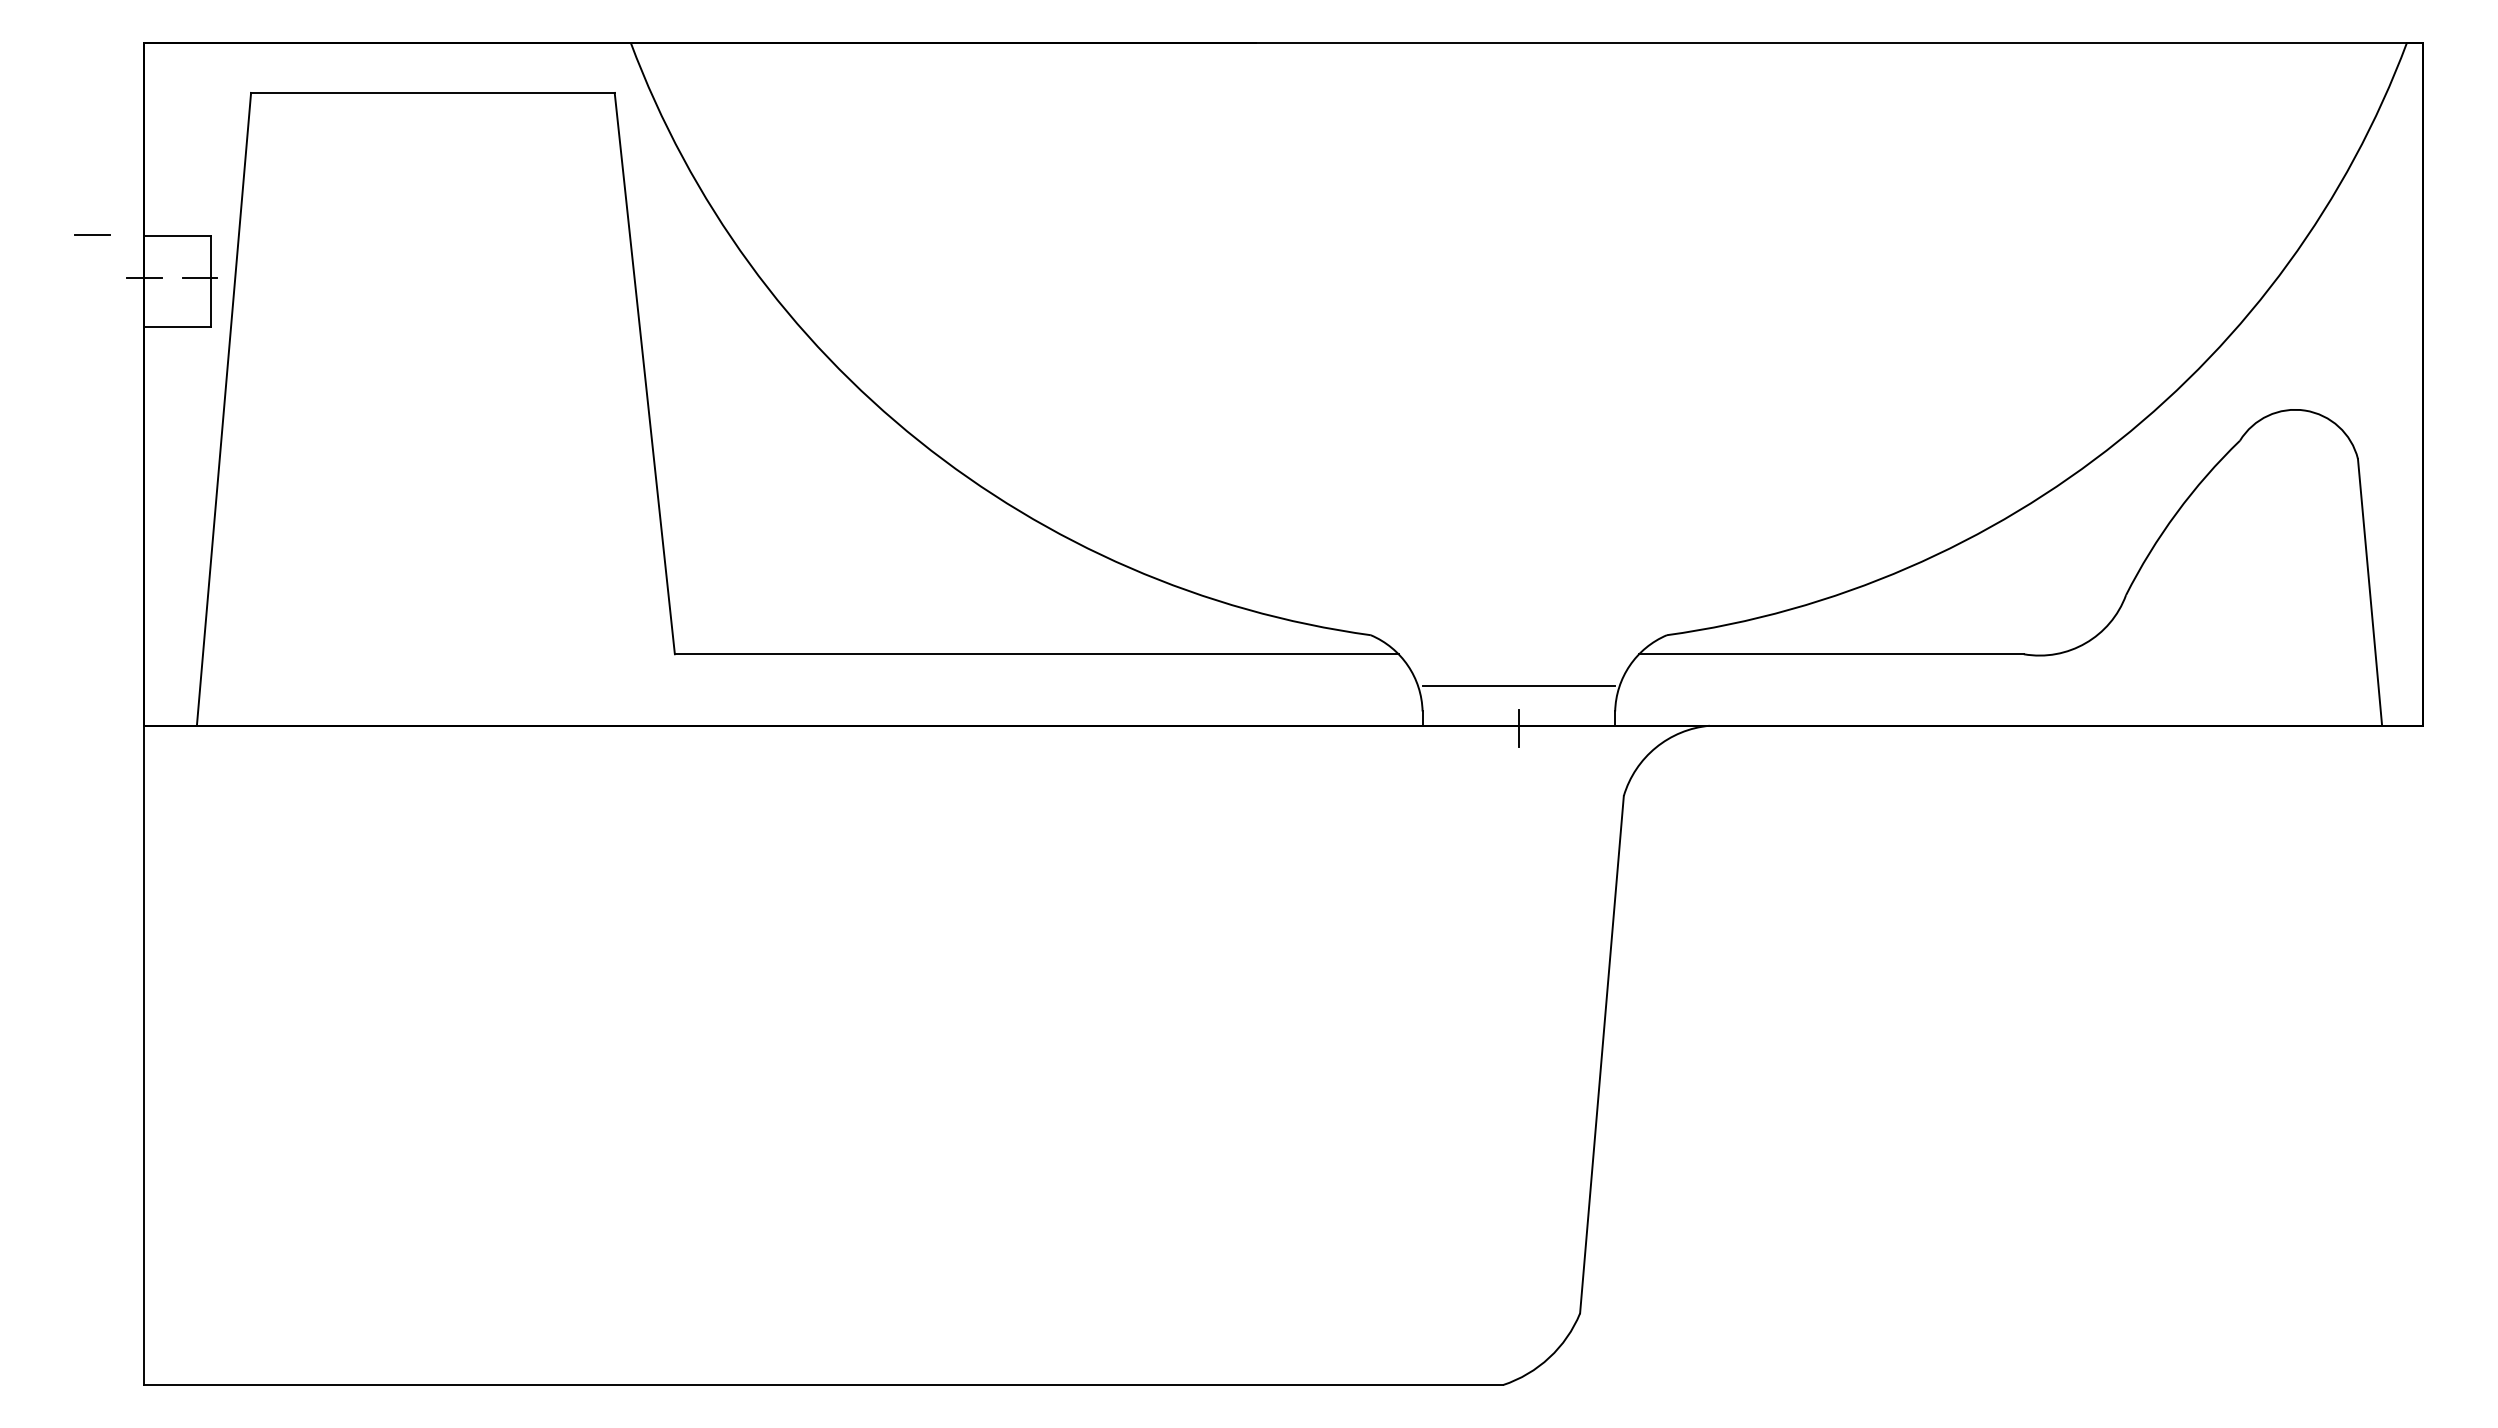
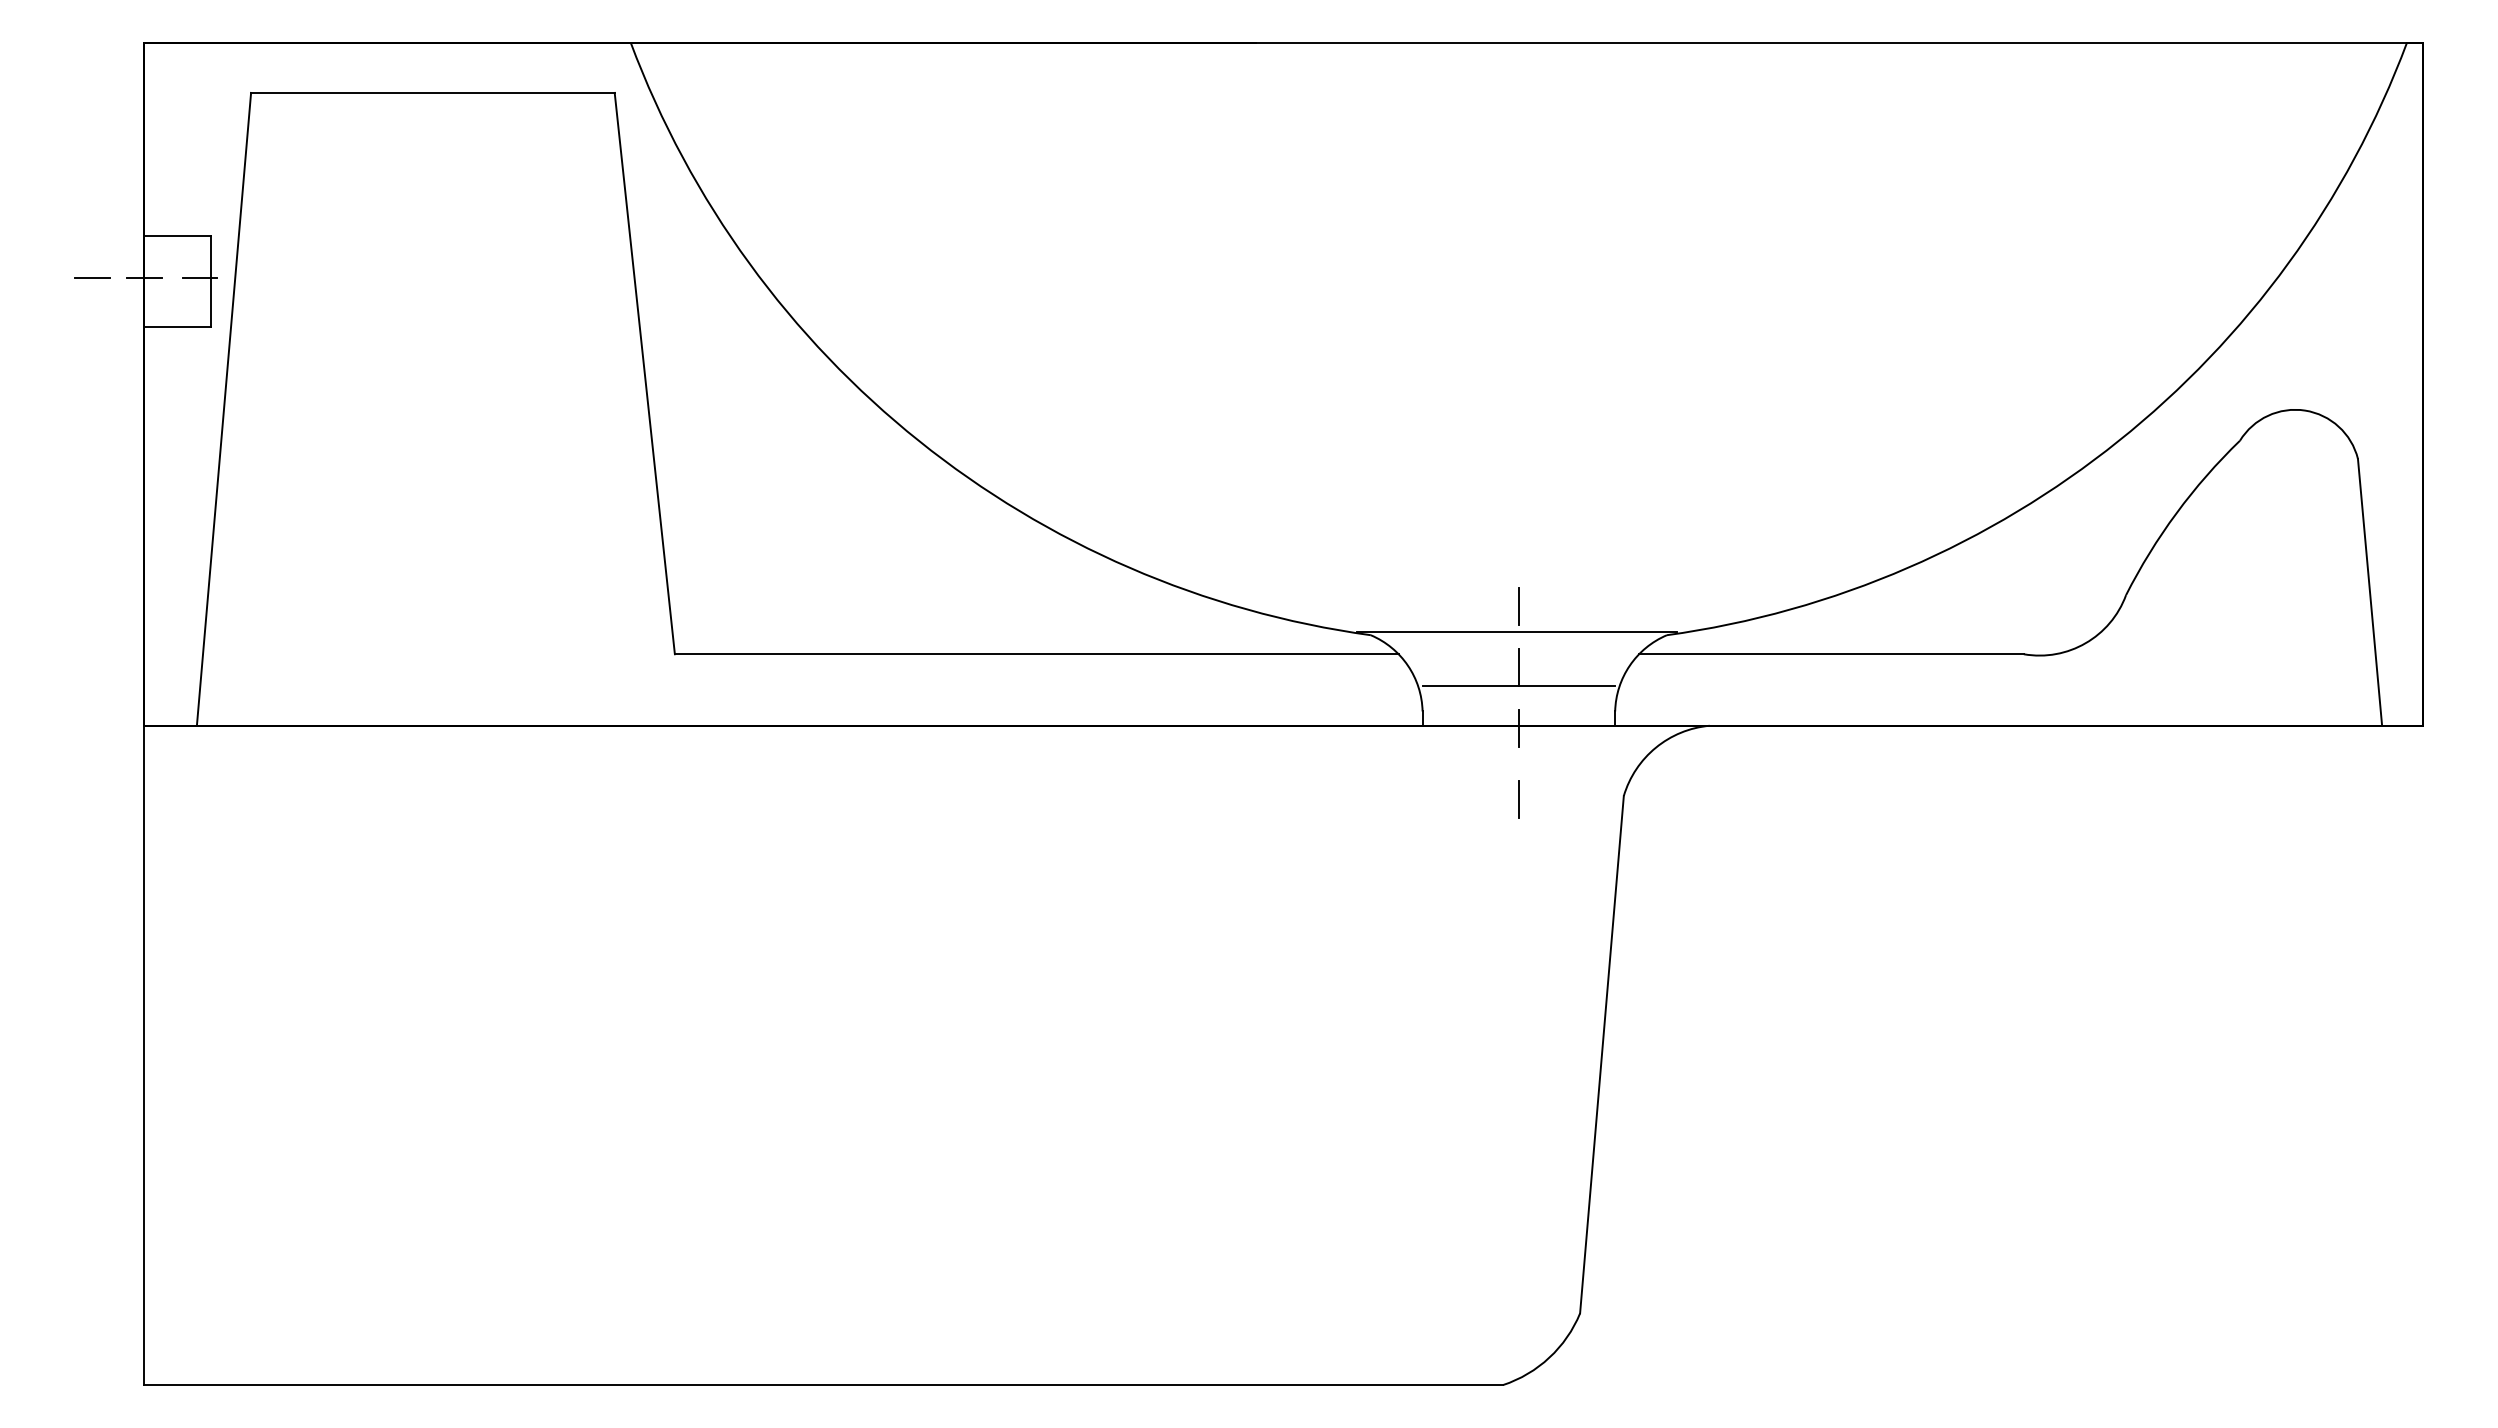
line position: (92, 234) -> (92, 277) (92, 277)
line: none -> present (1518, 606)
line: none -> present (1516, 631)
line: none -> present (1518, 667)
line: none -> present (1518, 798)
